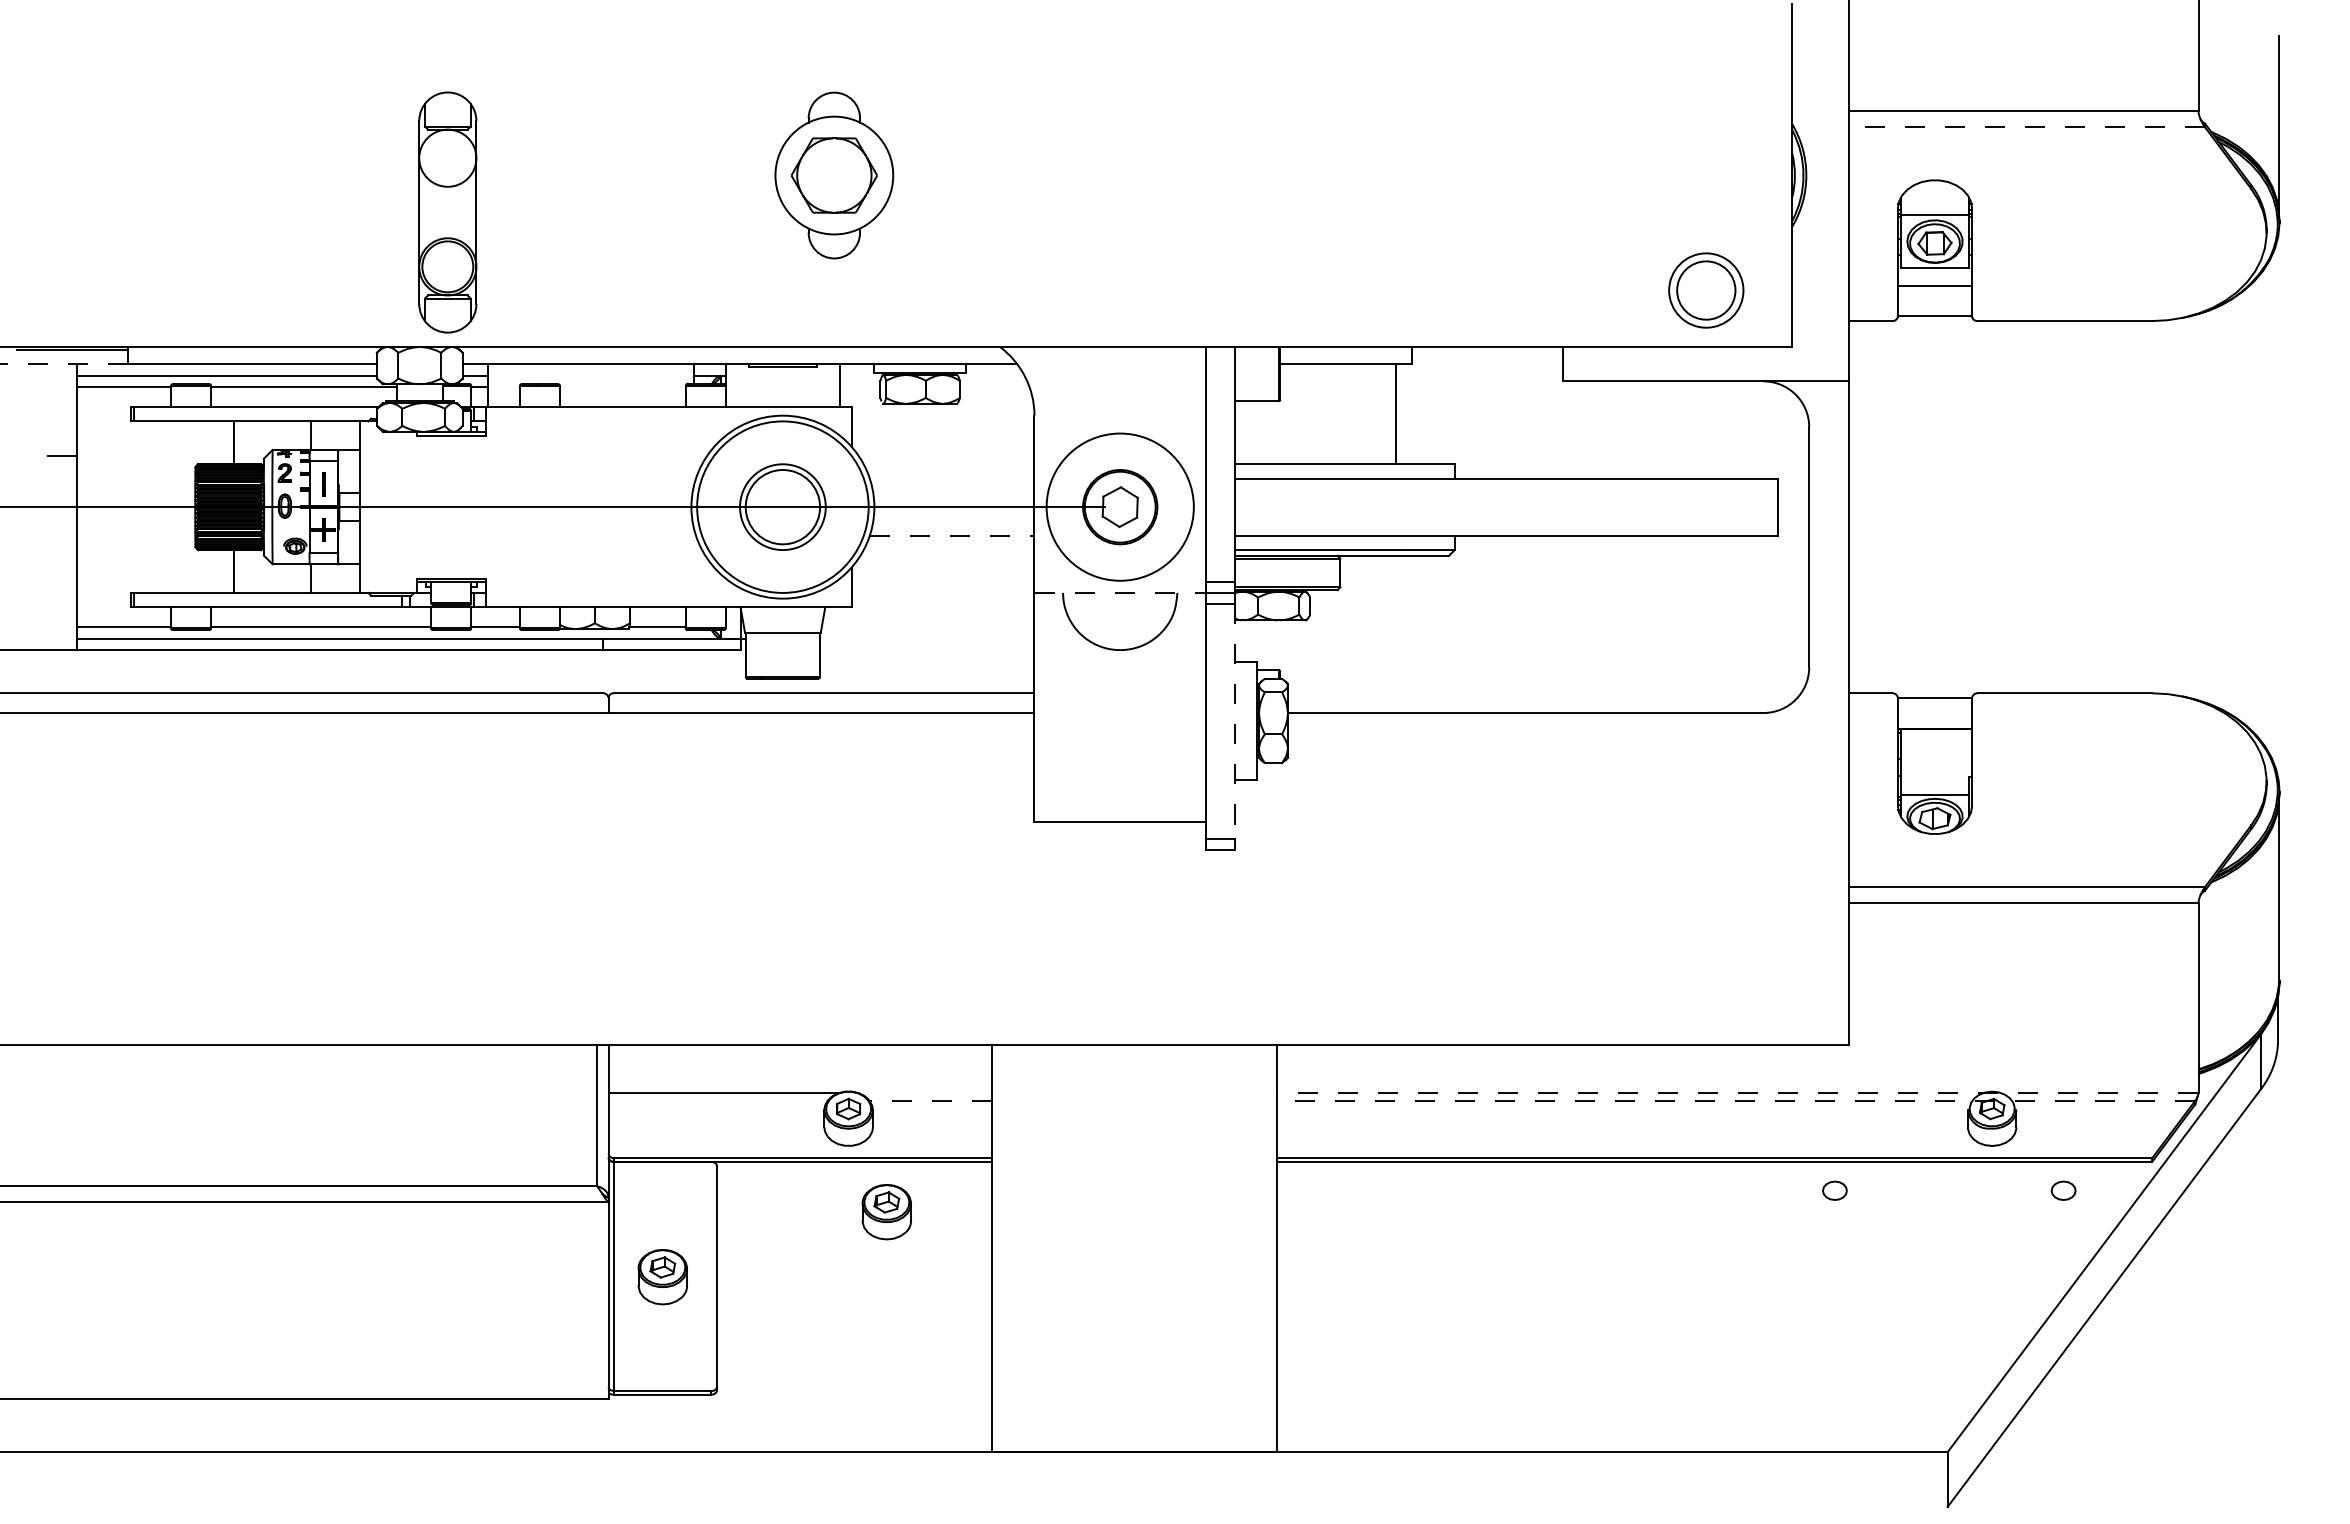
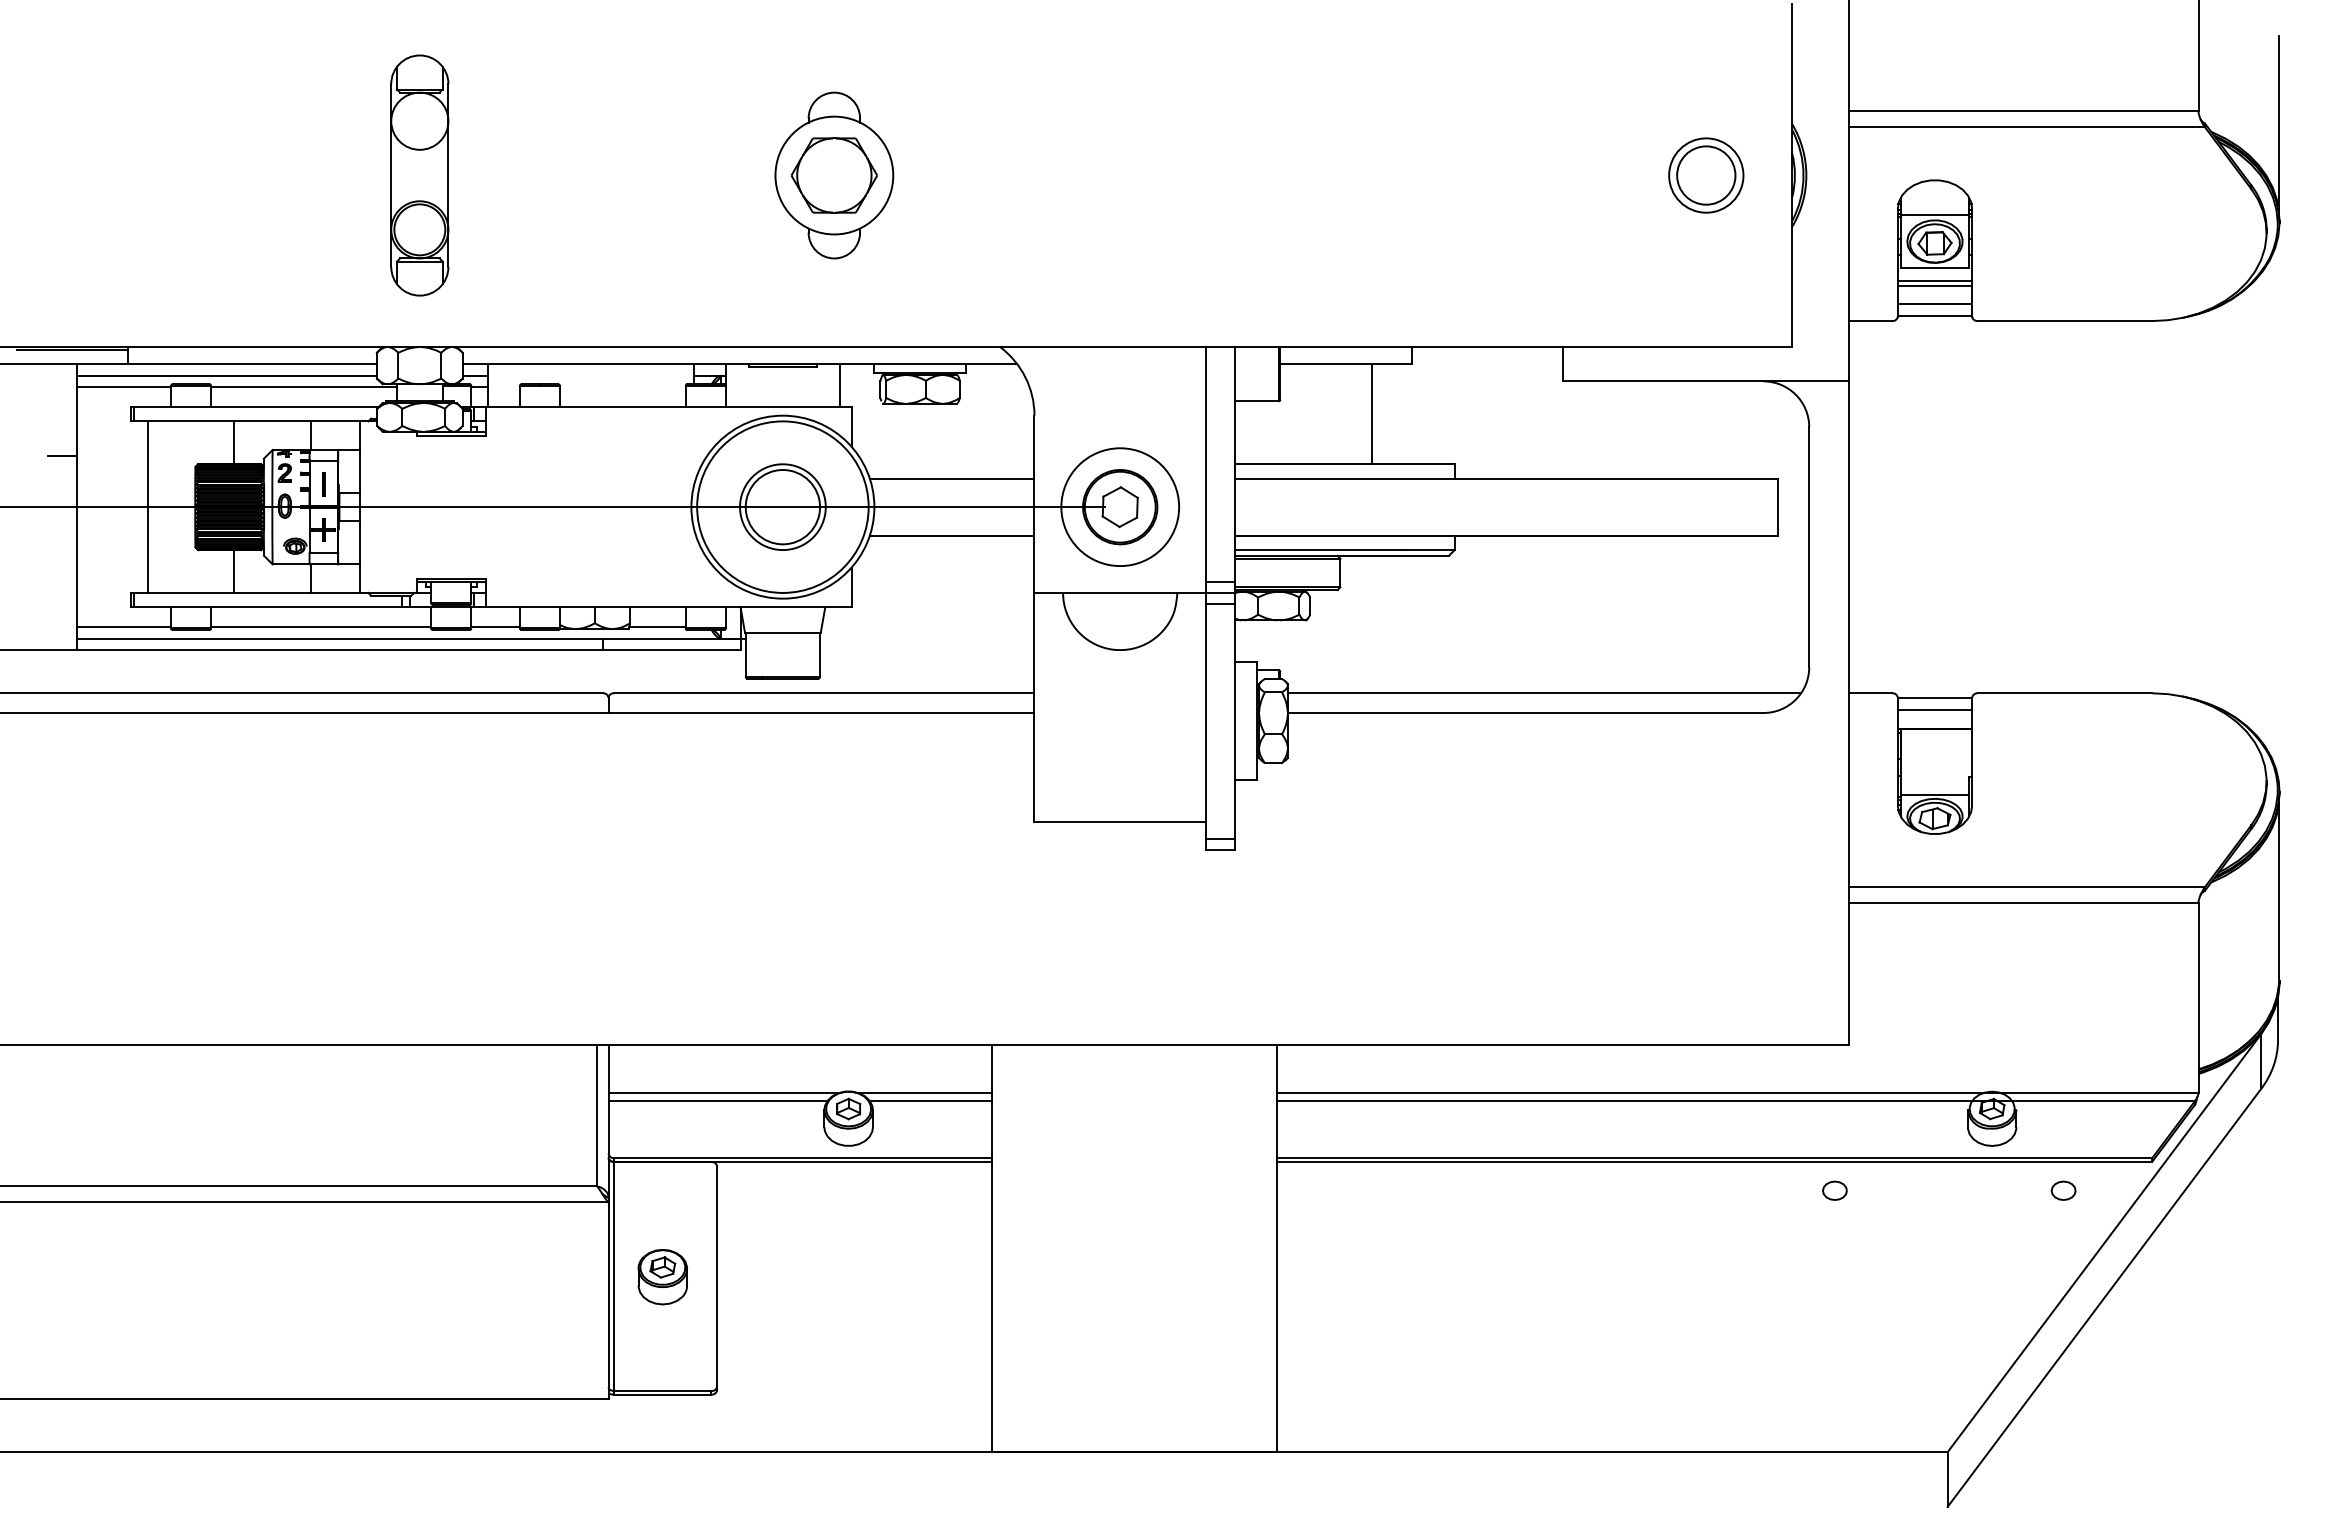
line: dashed -> solid (2027, 127)
part position: (447, 212) -> (419, 175) (419, 175)
line: none -> present (1934, 281)
part position: (1706, 290) -> (1706, 175) (1706, 175)
line: none -> present (1934, 304)
line: dashed -> solid (64, 364)
line position: (1395, 414) -> (1371, 414) (1371, 414)
line: none -> present (951, 478)
line: none -> present (148, 506)
circle diameter: 147 px -> 118 px (1120, 507)
line: dashed -> solid (952, 535)
line: dashed -> solid (1120, 592)
line: none -> present (1544, 693)
line: none -> present (1934, 710)
line: dashed -> solid (1234, 722)
line: none -> present (924, 1092)
line: dashed -> solid (1737, 1092)
line: none -> present (717, 1100)
line: dashed -> solid (930, 1100)
line: dashed -> solid (1736, 1100)
part: present -> none (886, 1212)
